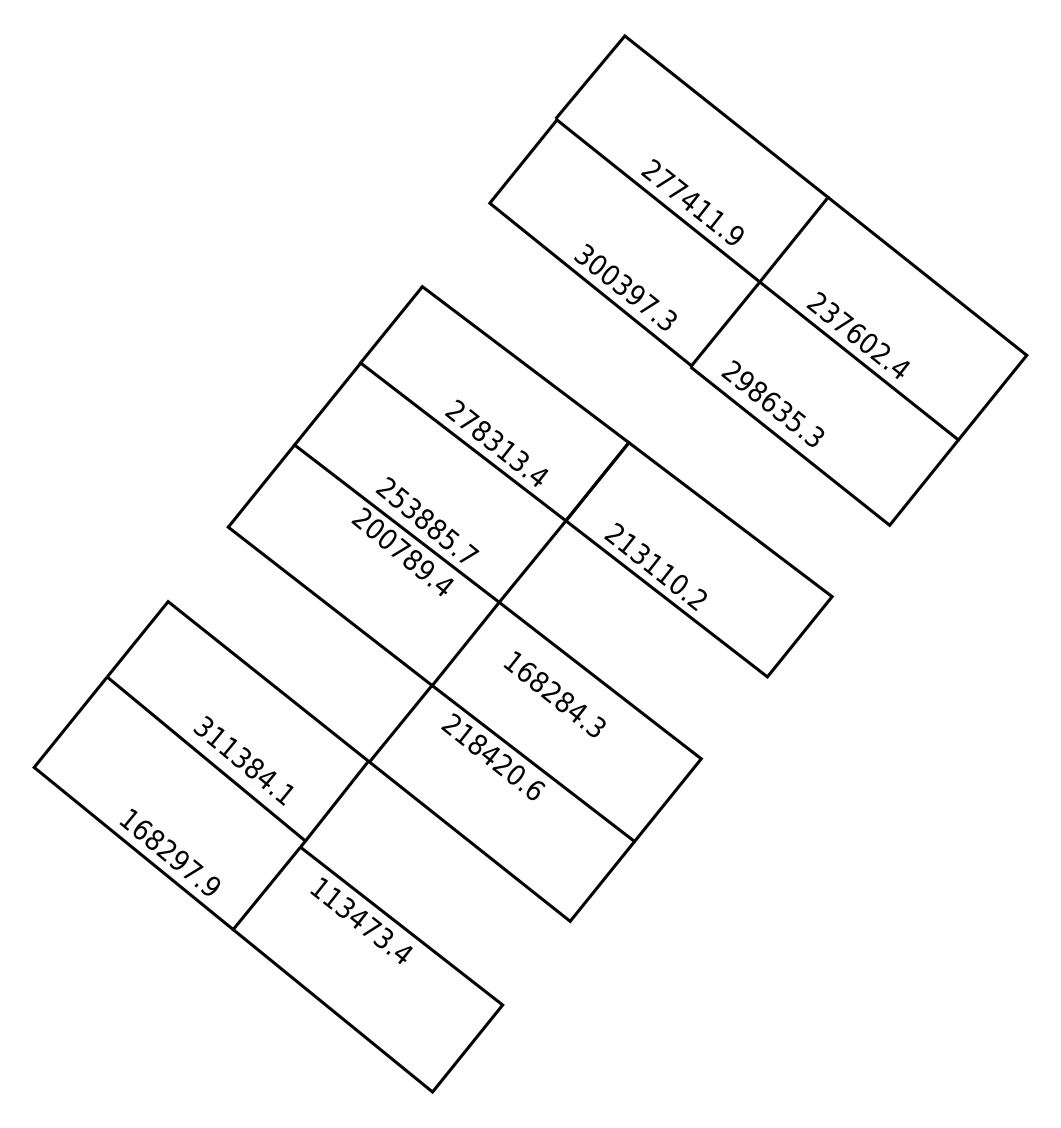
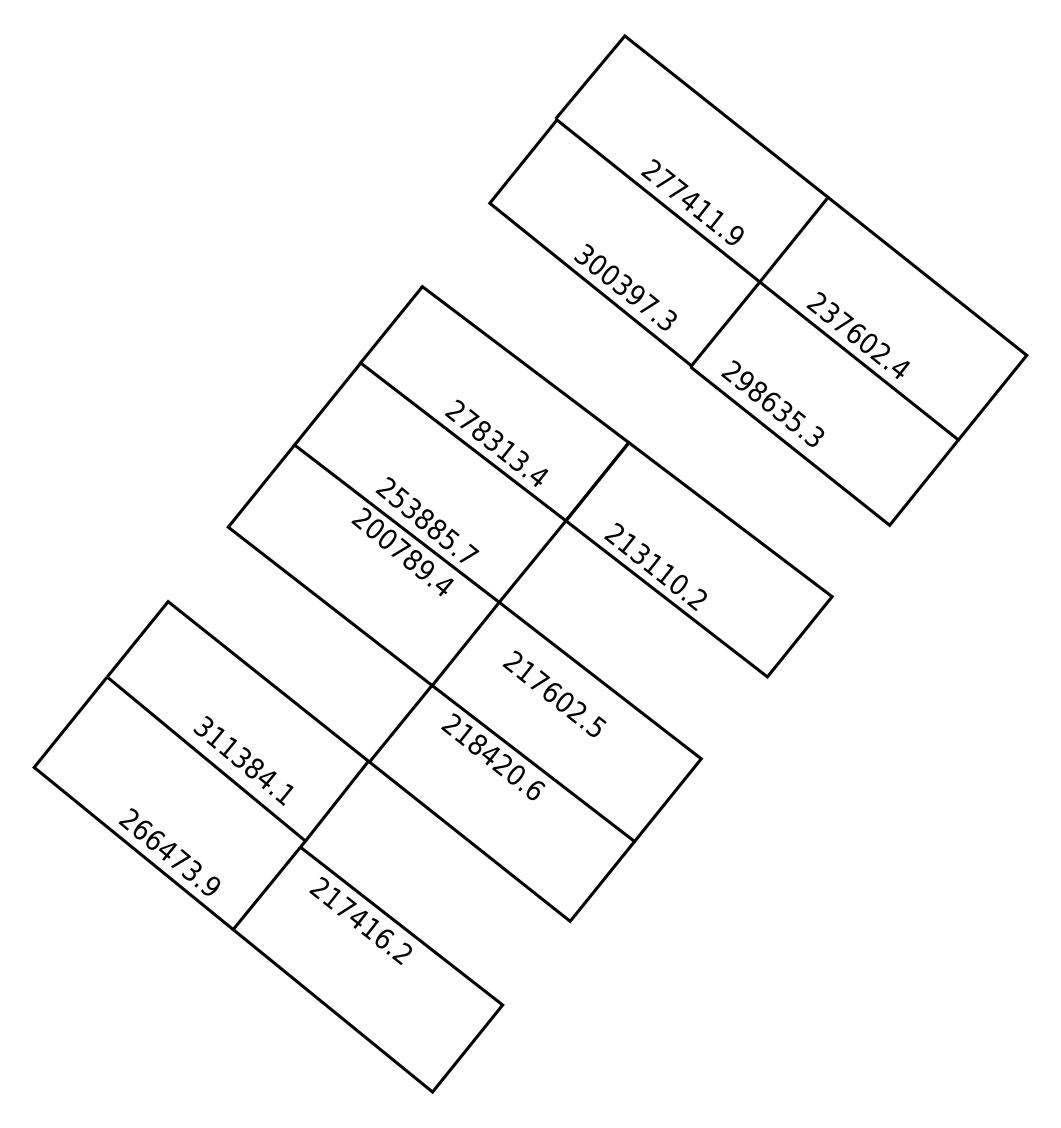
text: 168284.3 -> 217602.5 (554, 693)
text: 168297.9 -> 266473.9 (160, 844)
text: 113473.4 -> 217416.2 (360, 920)
